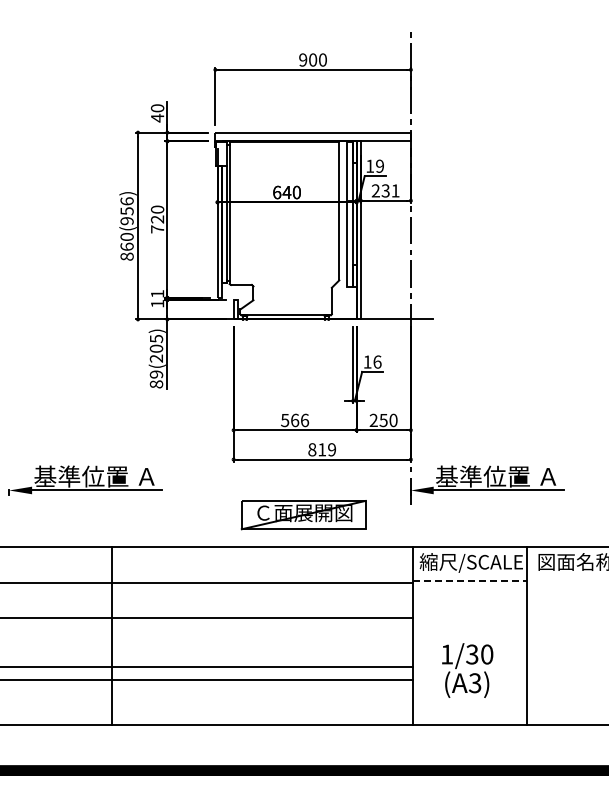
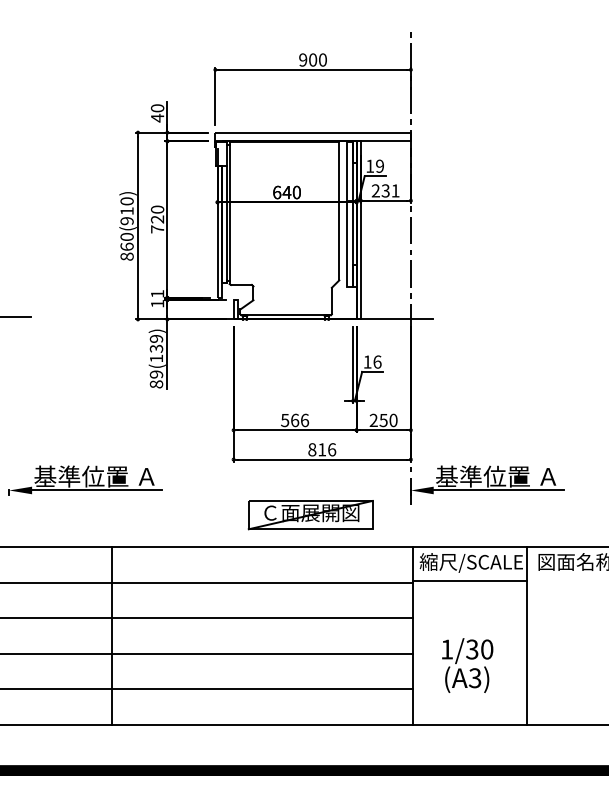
text: 860(956) -> 860(910) (126, 206)
line: none -> present (16, 317)
text: 89(205) -> 89(139) (156, 348)
text: 819 -> 816 (332, 449)
part position: (303, 515) -> (310, 515) (310, 515)
line: dashed -> solid (469, 580)
line position: (207, 666) -> (207, 653) (207, 653)
text position: (467, 670) -> (467, 665) (467, 665)
line position: (207, 680) -> (207, 689) (207, 689)
